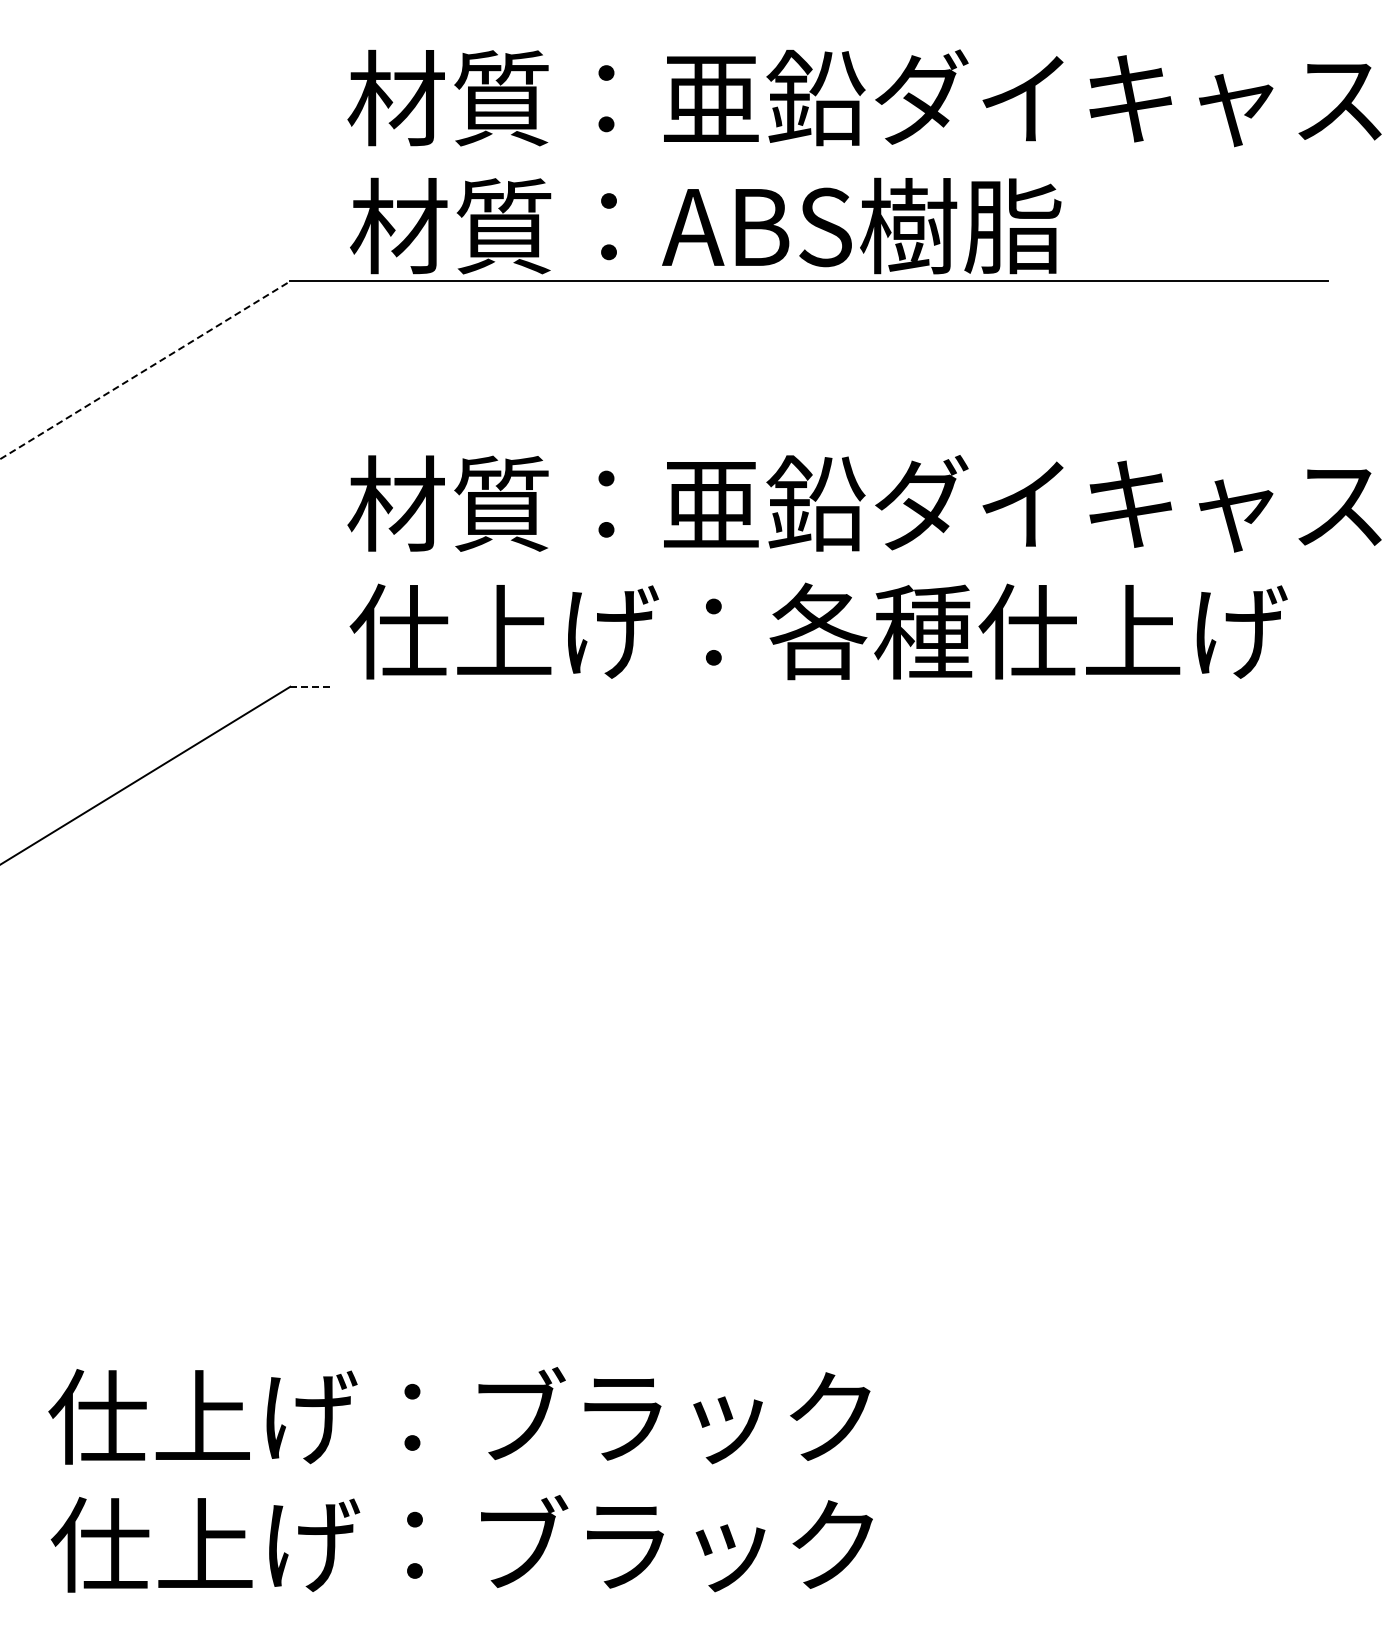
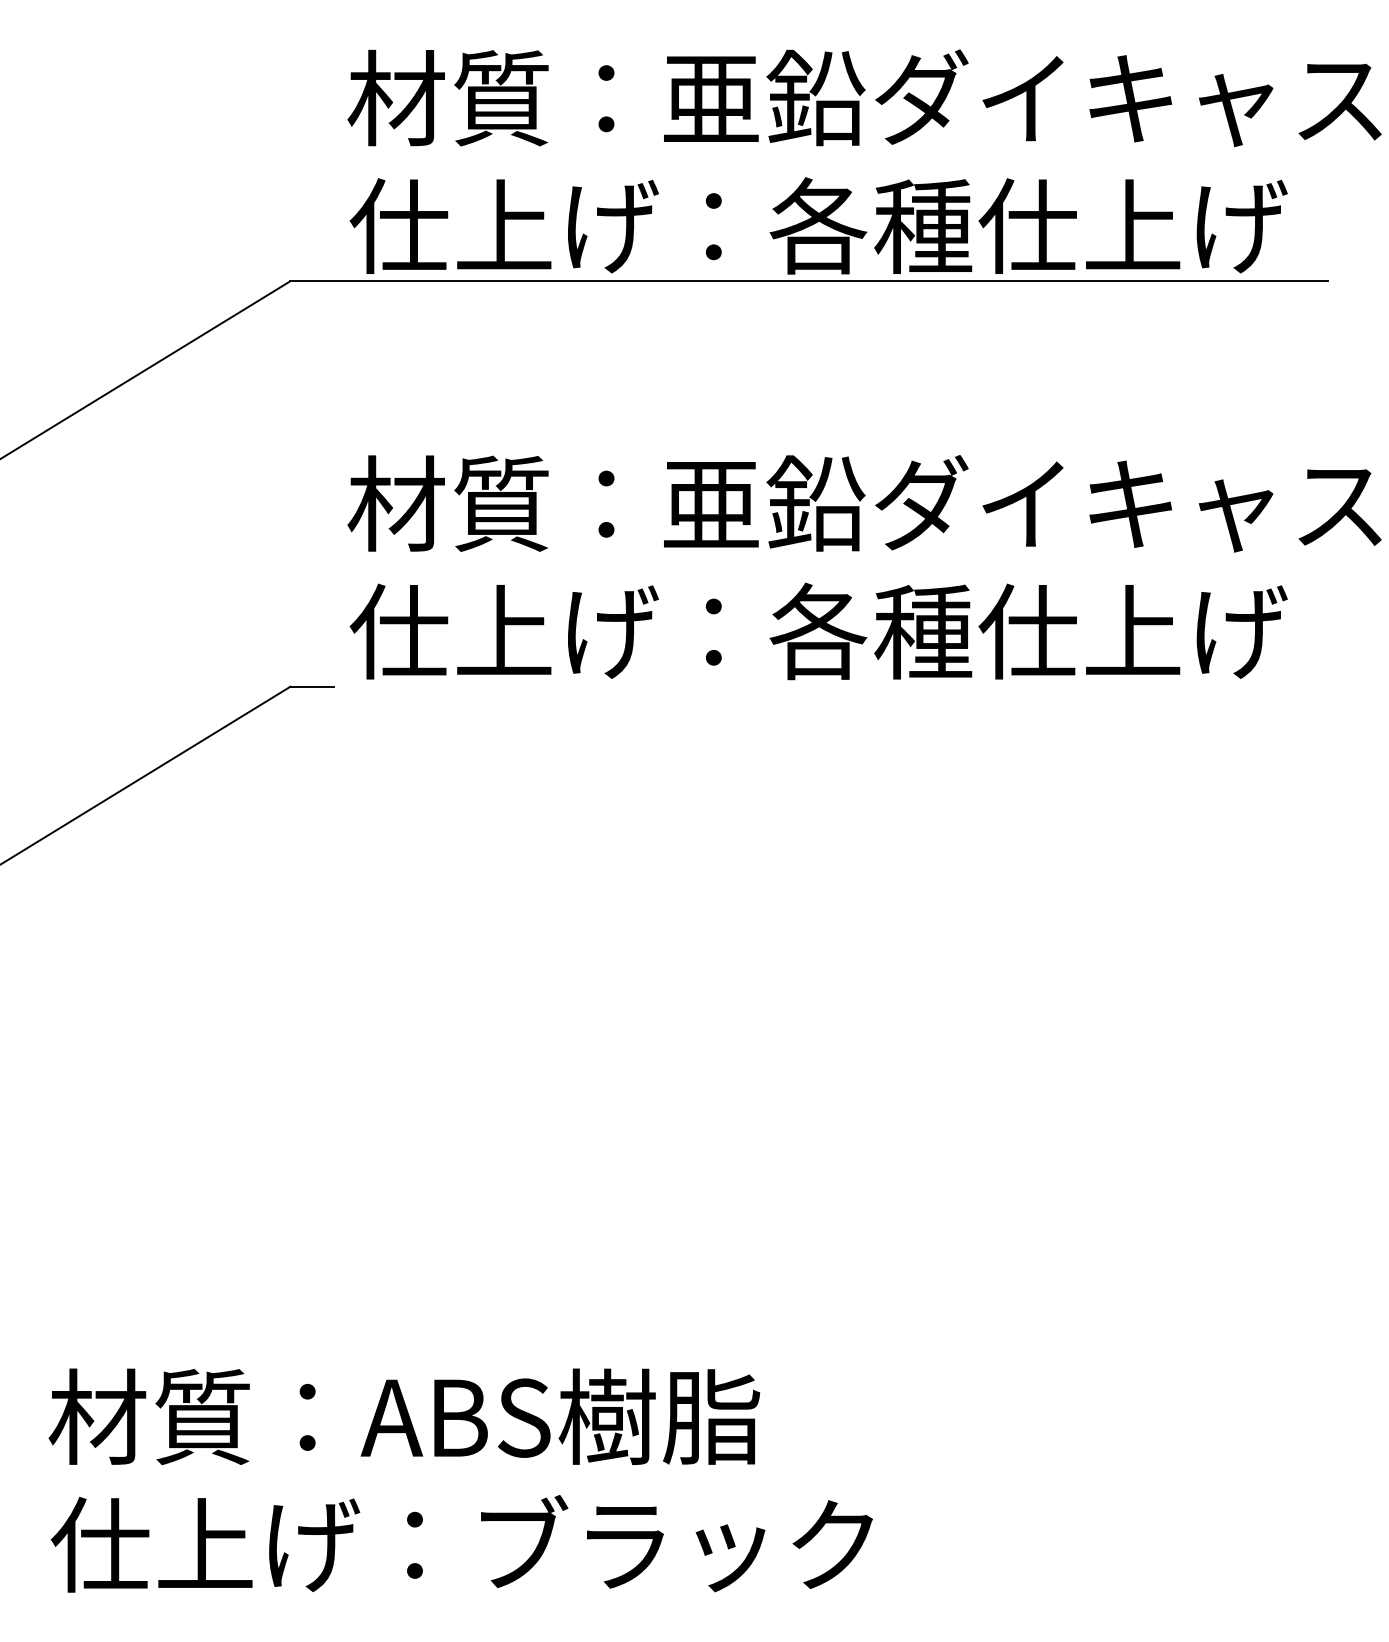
text: 材質：ABS樹脂 -> 仕上げ：各種仕上げ (818, 225)
line: dashed -> solid (145, 369)
line: dashed -> solid (312, 686)
text: 仕上げ：ブラック -> 材質：ABS樹脂 (459, 1416)
